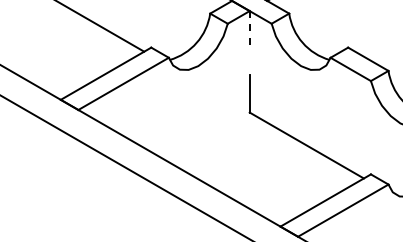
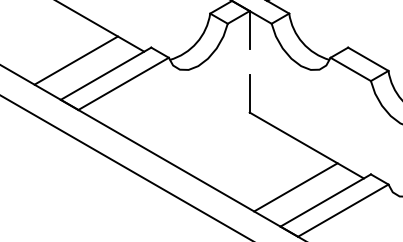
line: dashed -> solid (249, 29)
line: none -> present (75, 60)
line: none -> present (295, 187)
